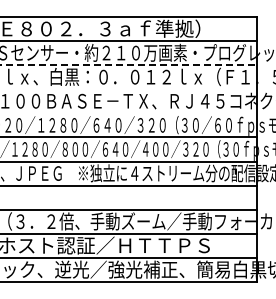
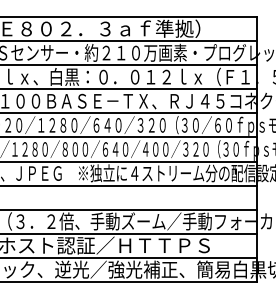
line: dashed -> solid (128, 65)
line: none -> present (129, 89)
line: none -> present (129, 113)
